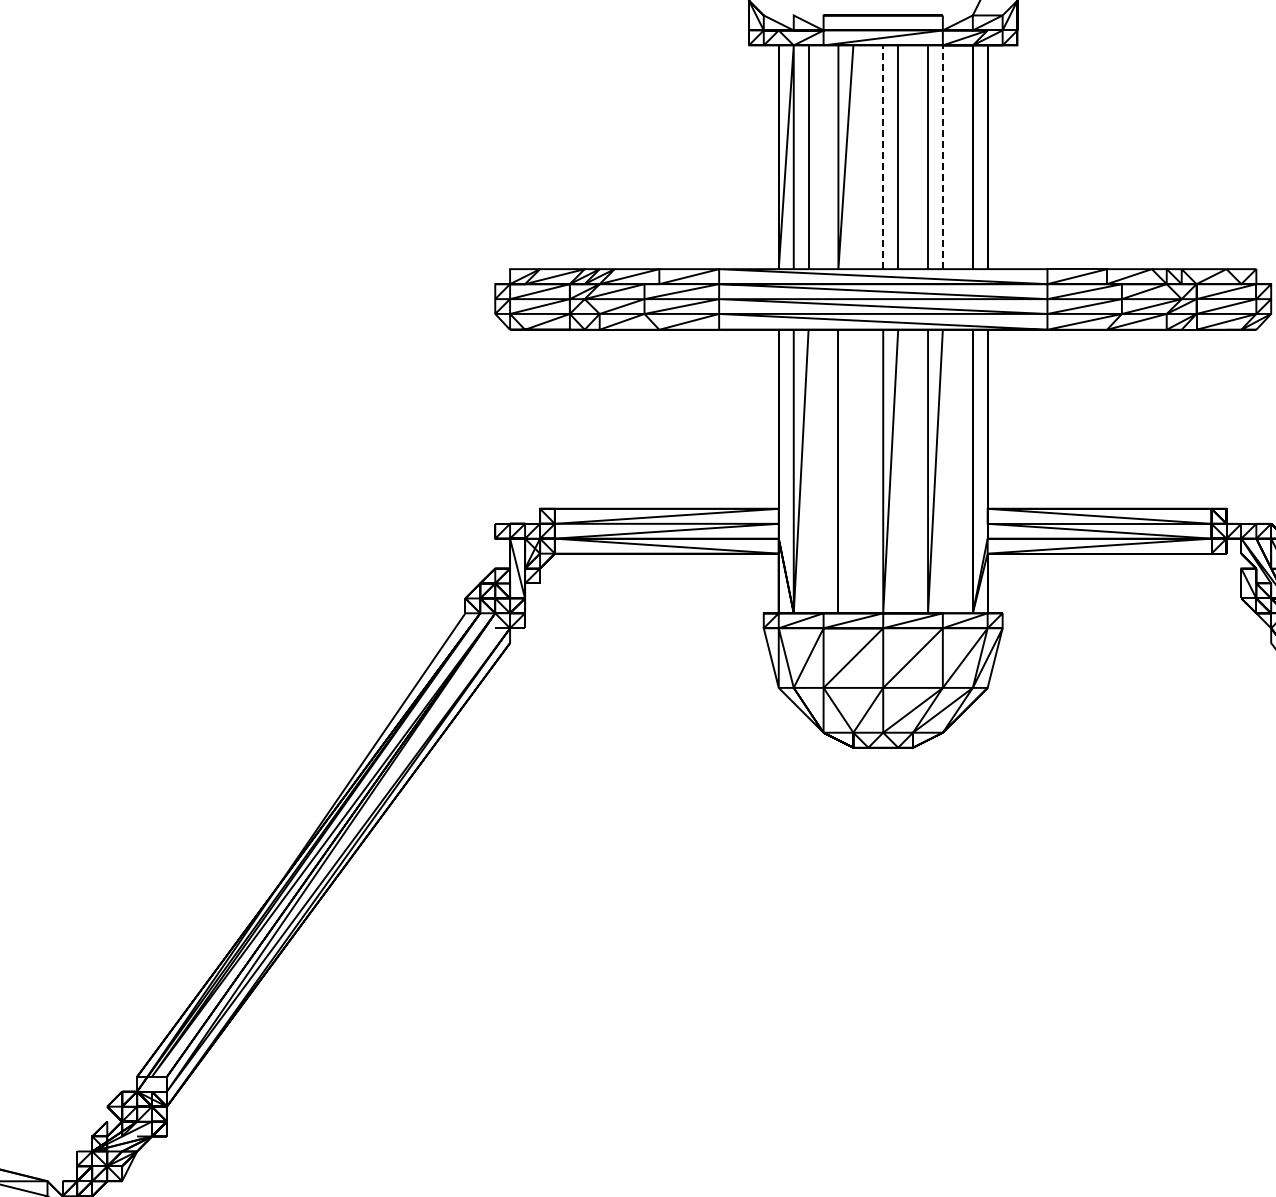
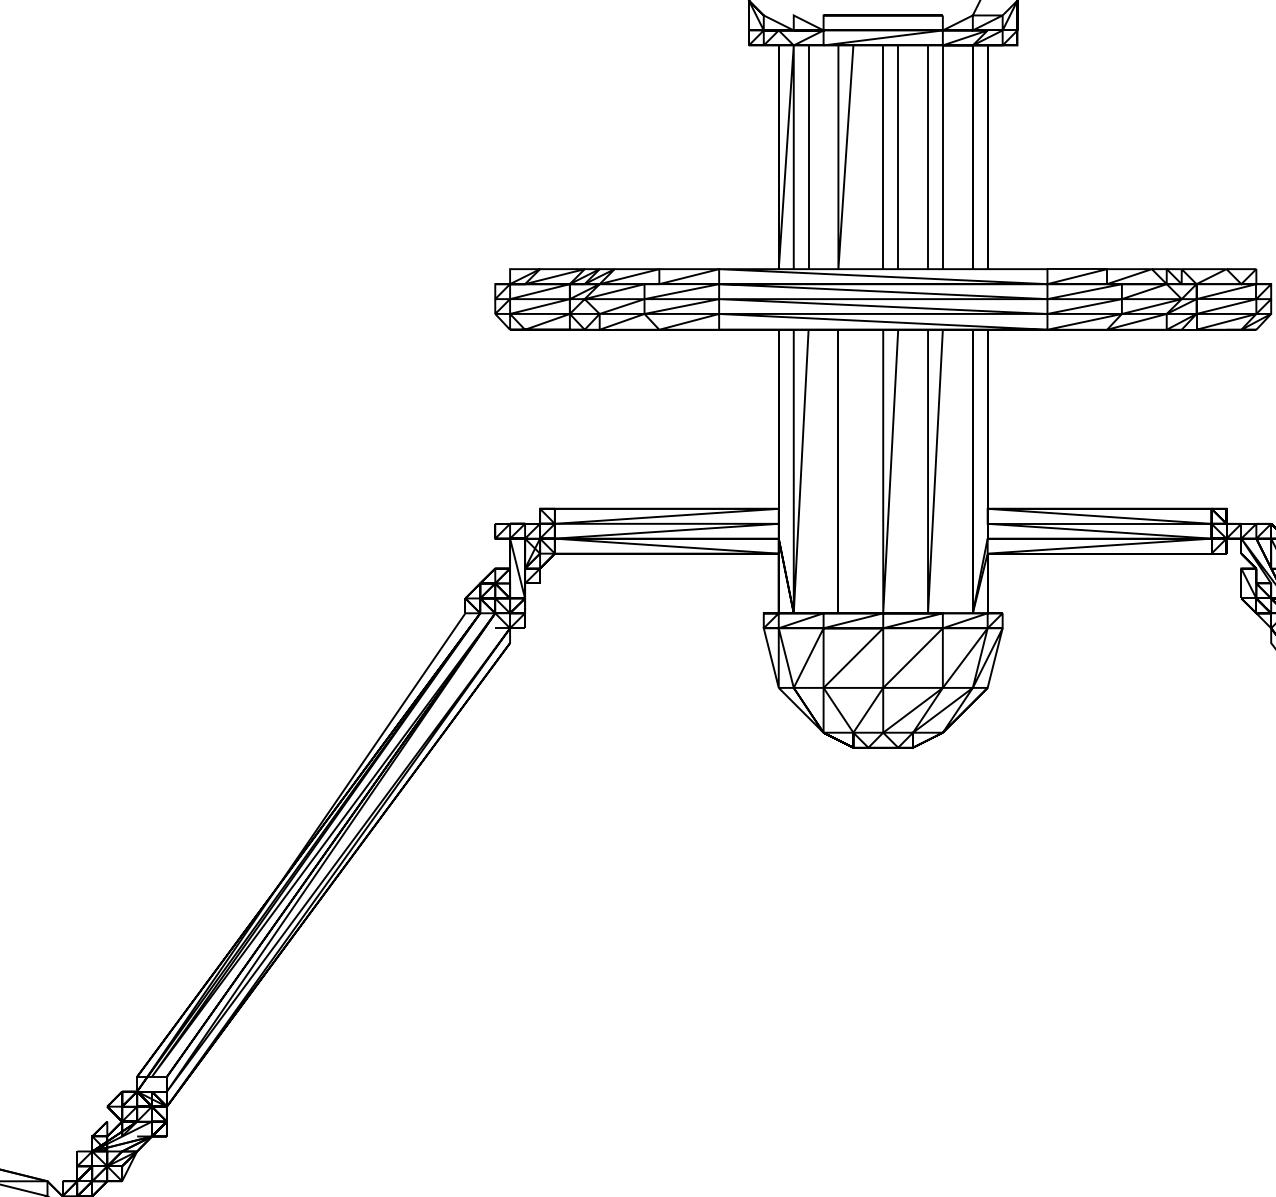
line: dashed -> solid (883, 157)
line: dashed -> solid (942, 157)
